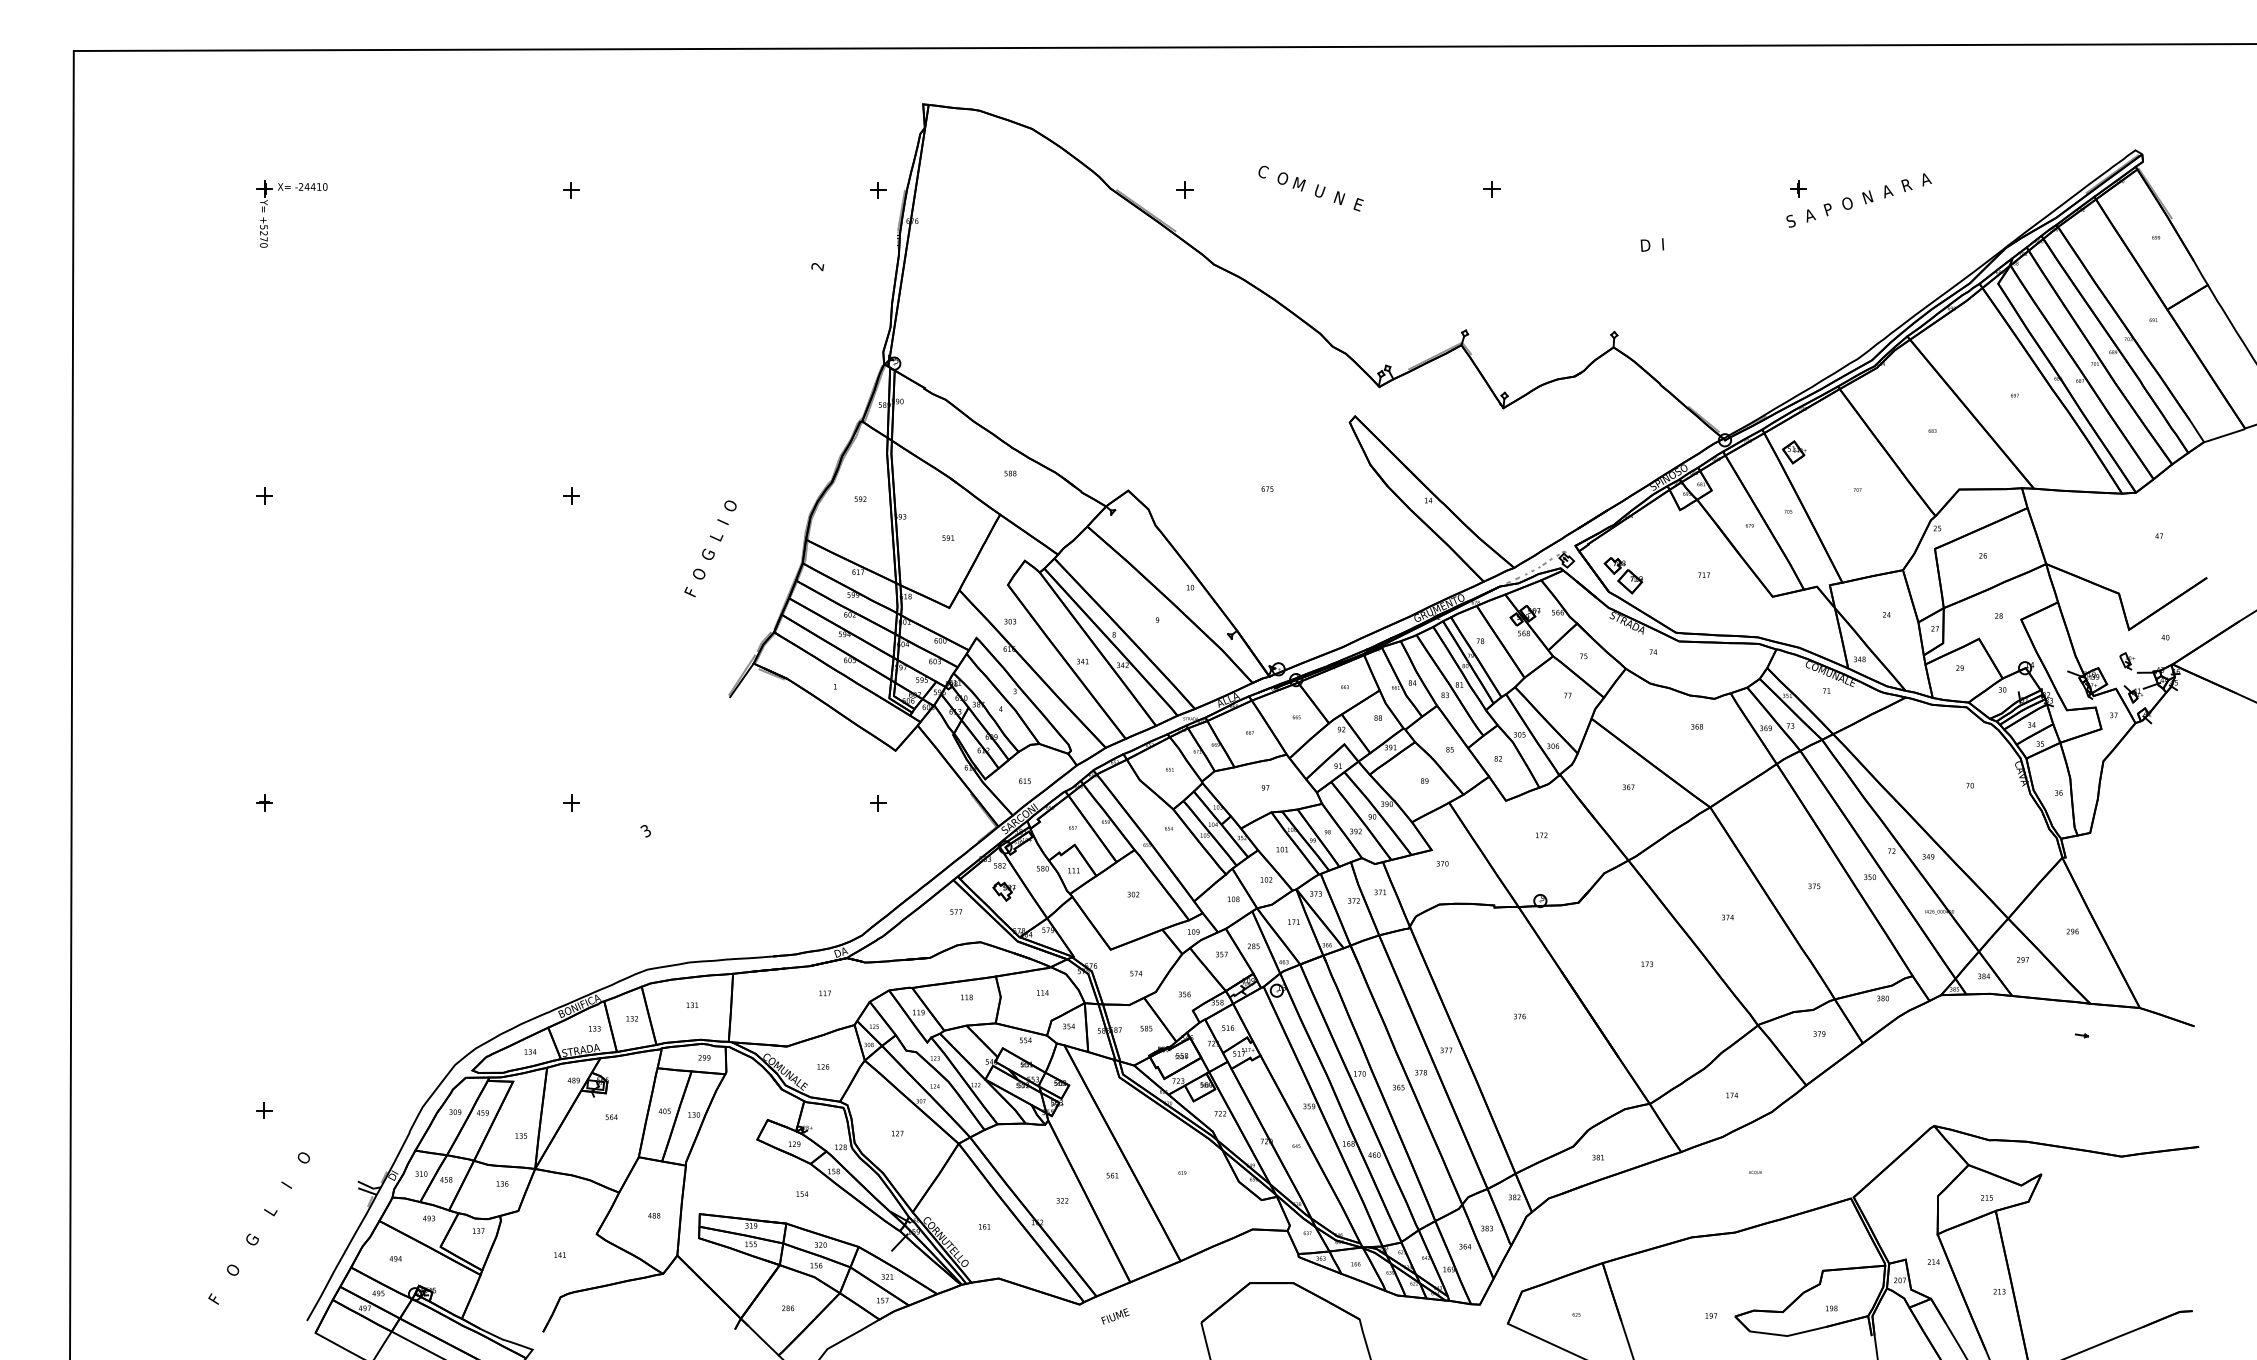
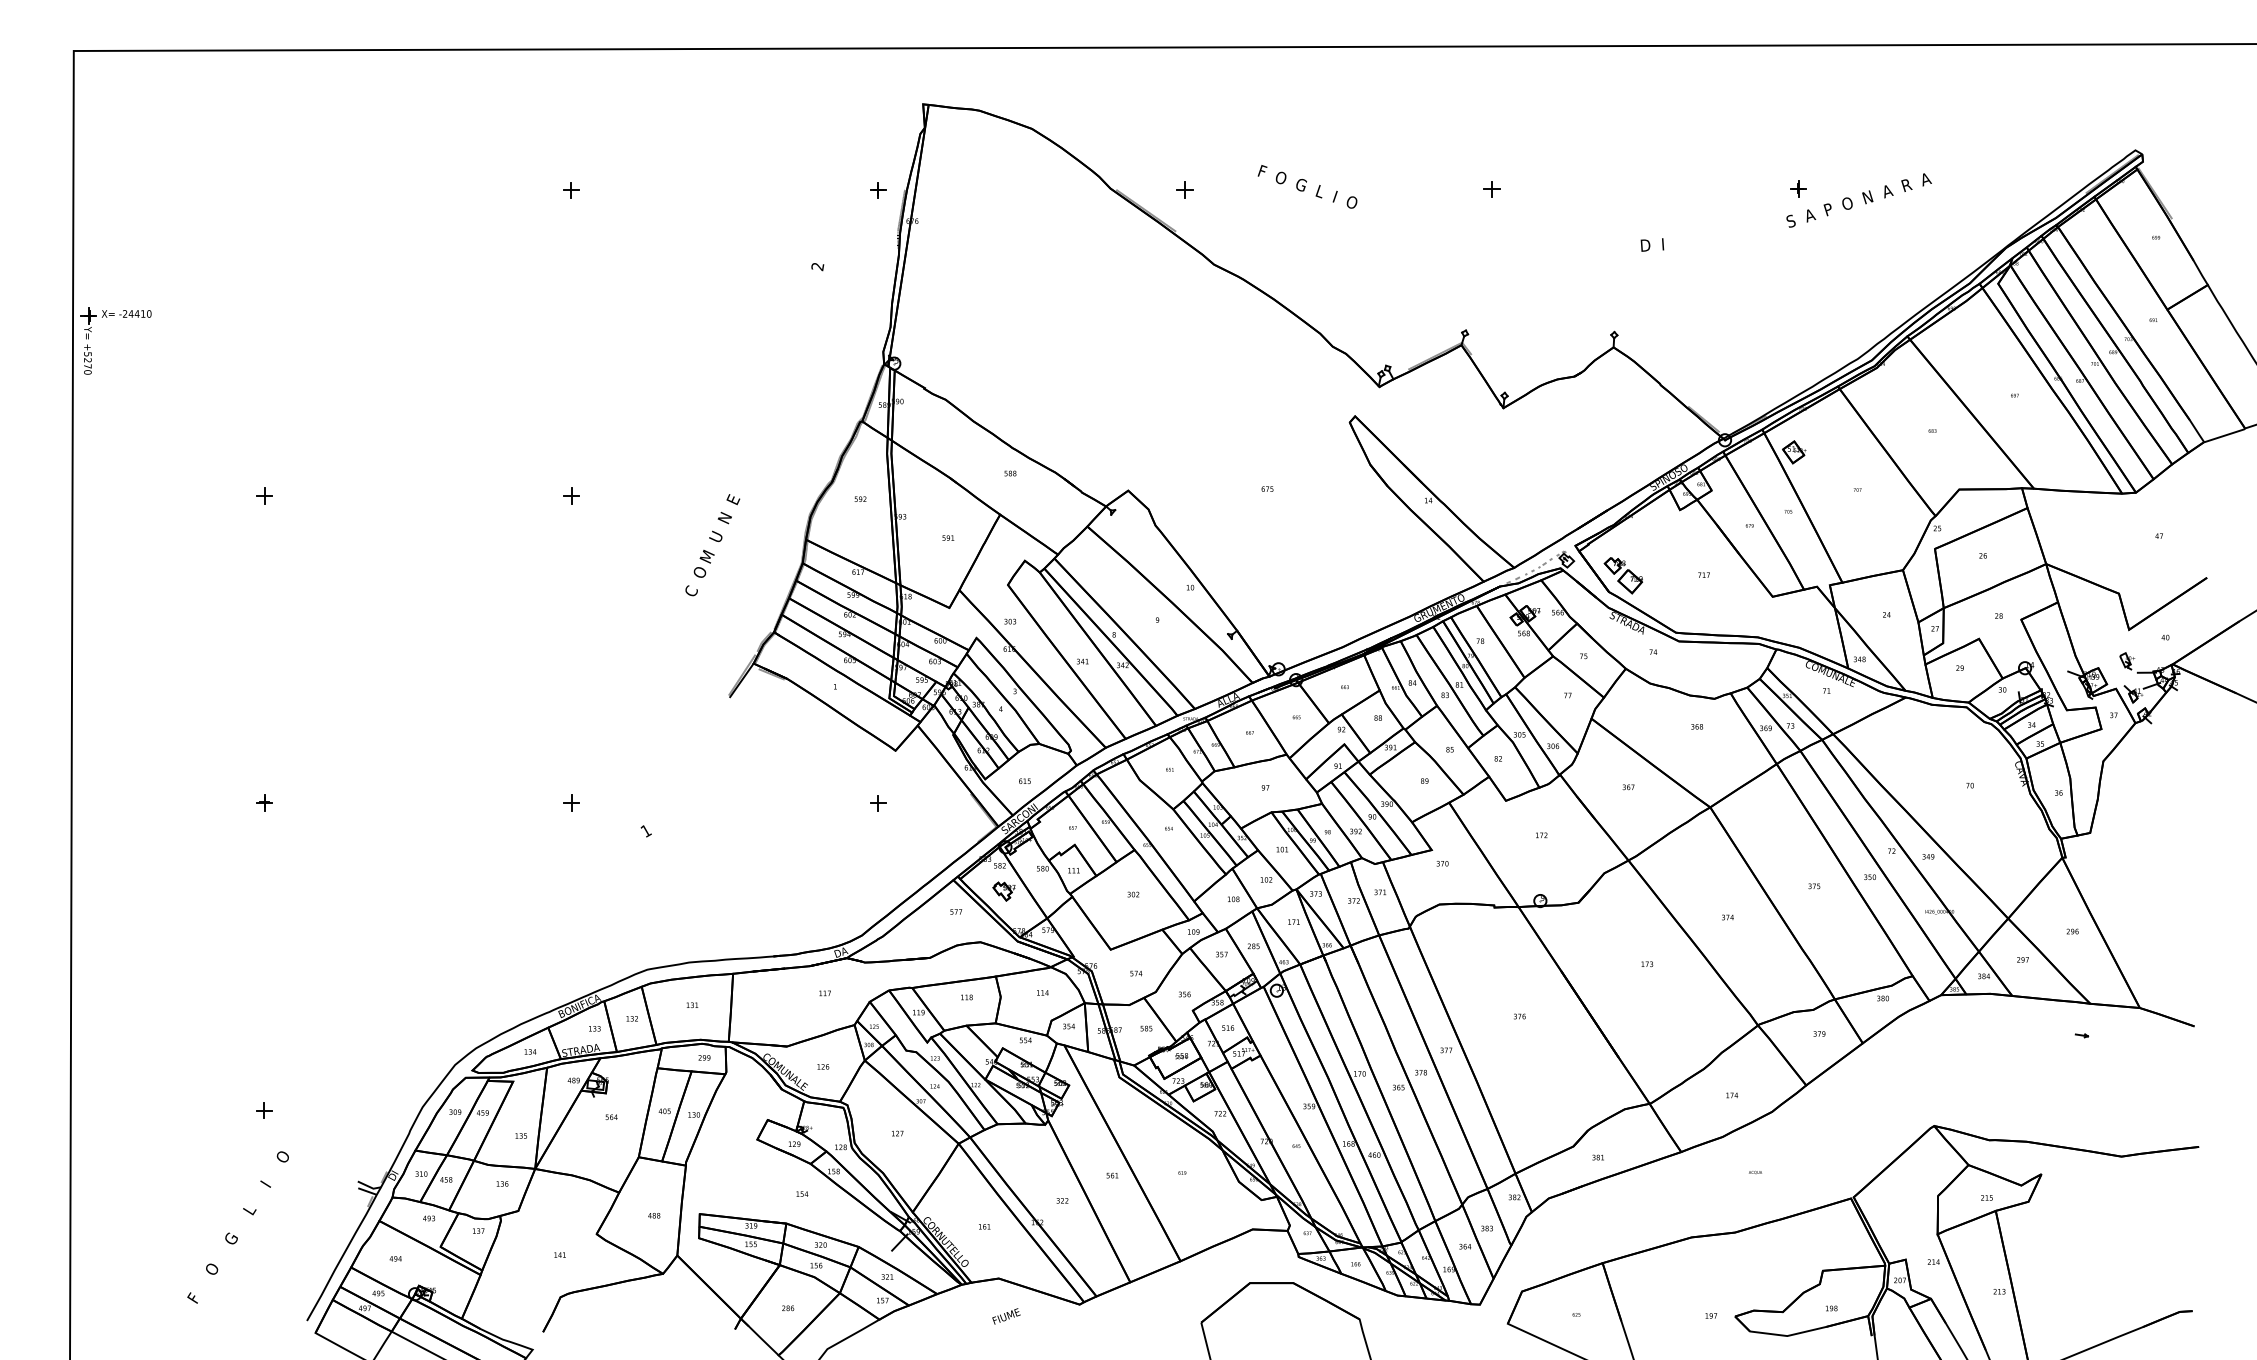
text: C  O M  U  N  E -> F  O  G  L  I  O (1310, 188)
part position: (283, 190) -> (107, 317) (107, 317)
text: F  O  G  L  I  O -> C  O M  U  N  E (712, 545)
text: 3 -> 1 (645, 831)
text position: (258, 1228) -> (237, 1227) (237, 1227)
text position: (1115, 1316) -> (1006, 1316) (1006, 1316)
